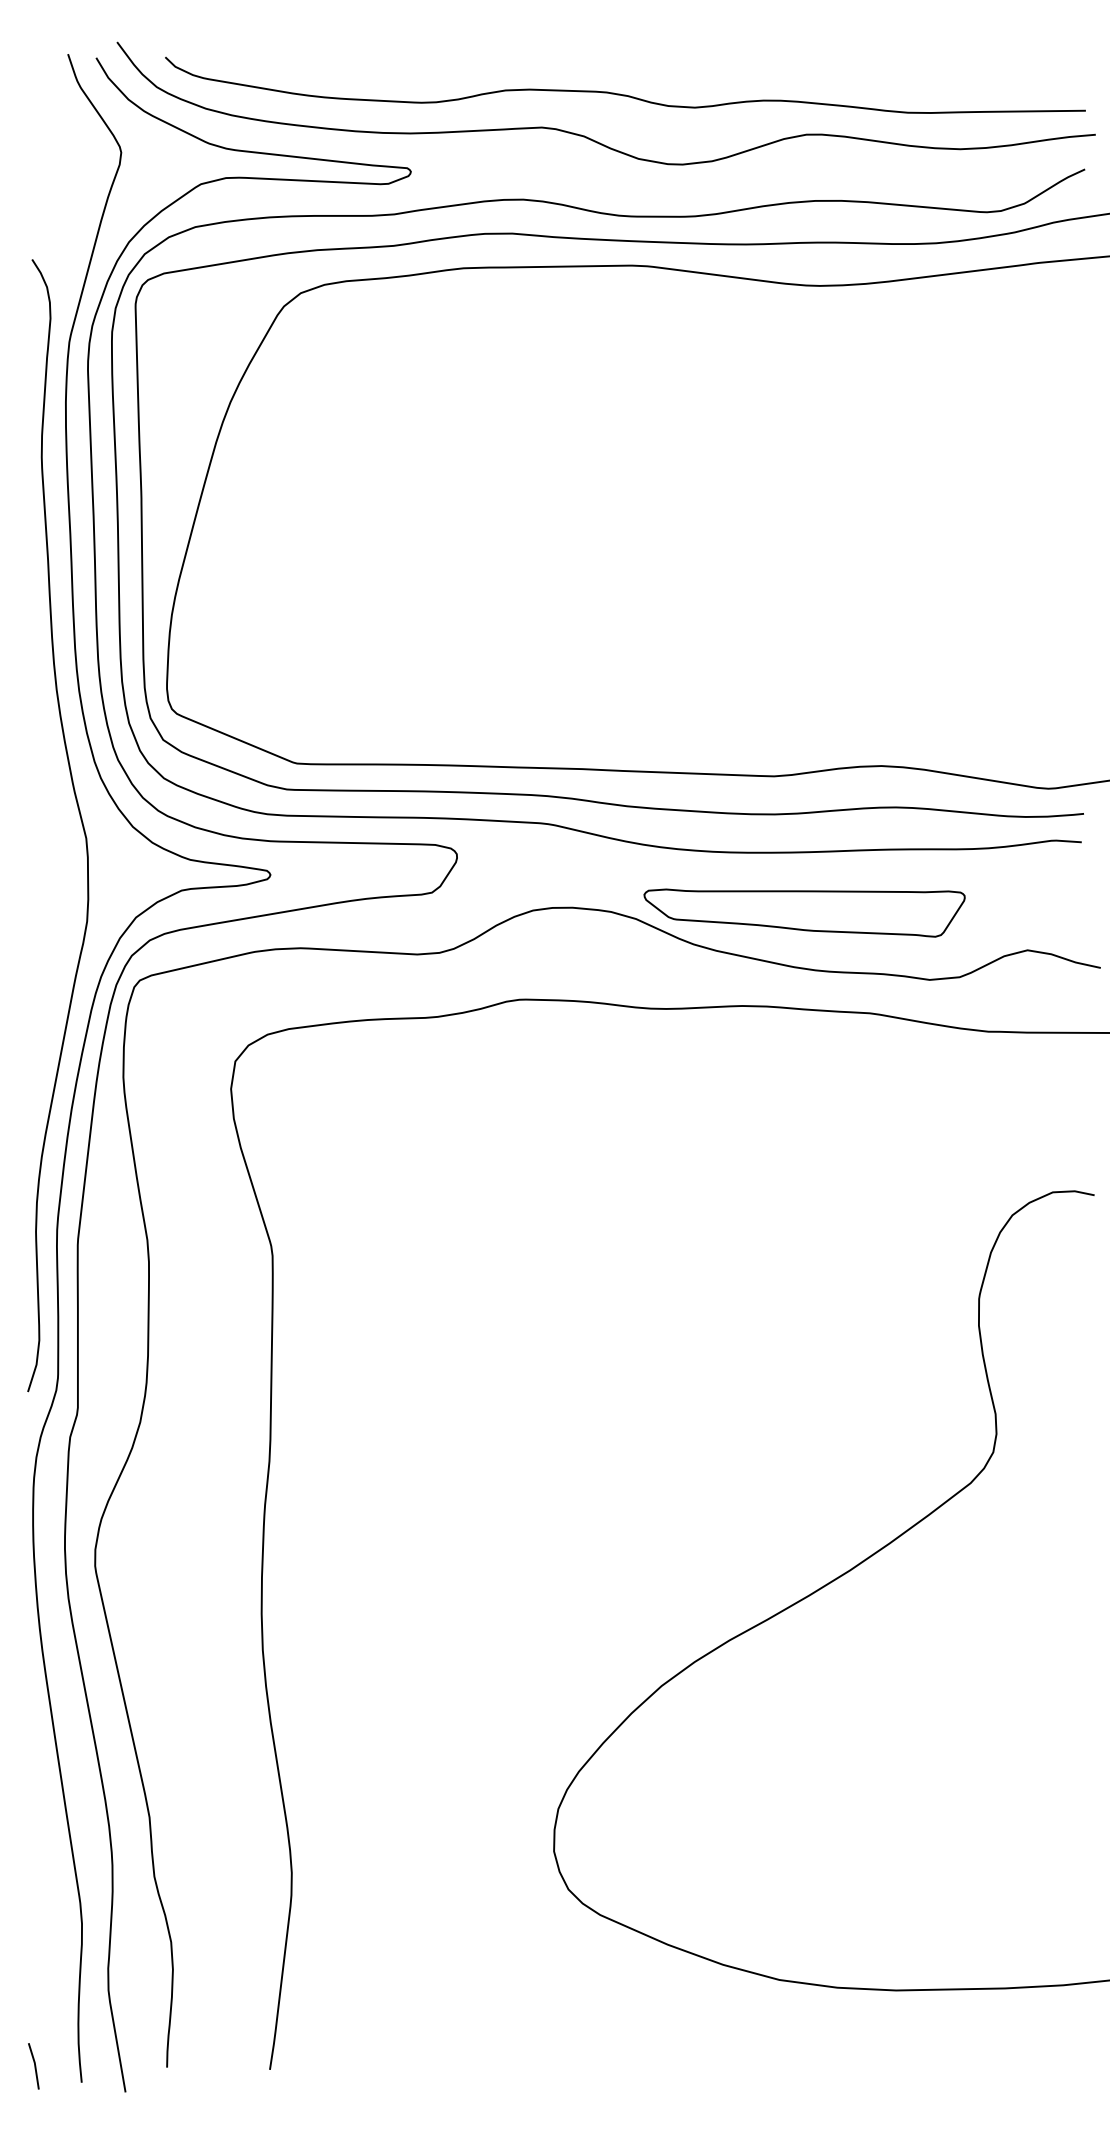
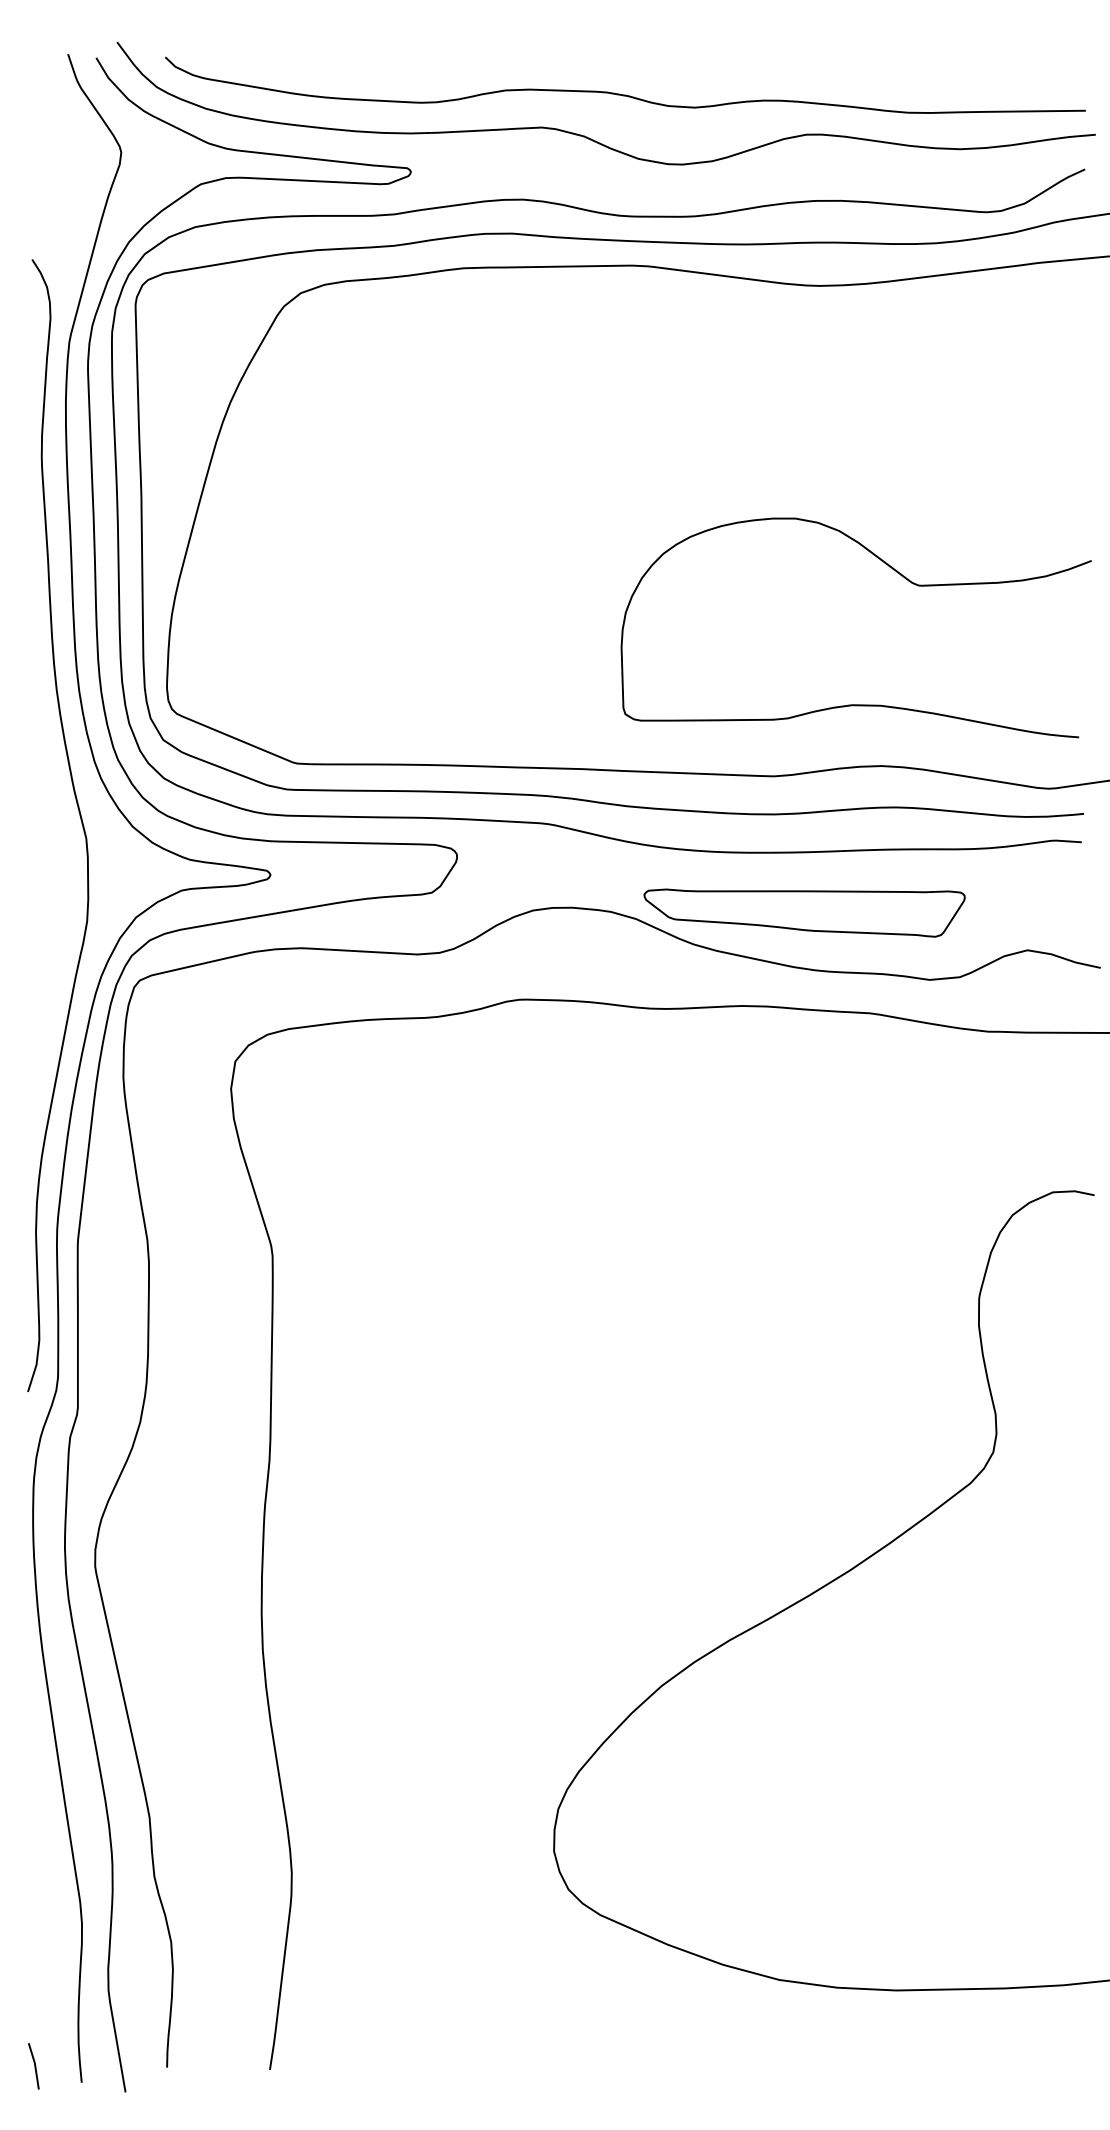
curve: none -> present (897, 573)
